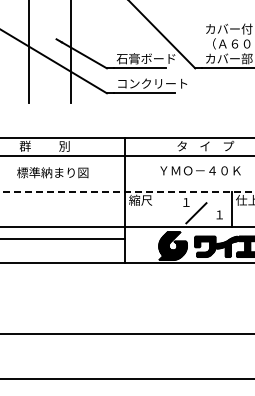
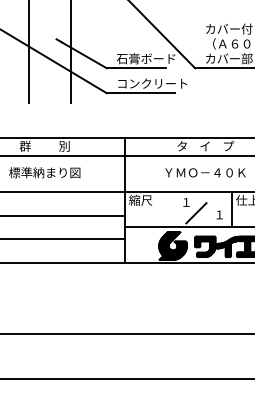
text position: (200, 170) -> (205, 172) (205, 172)
text position: (52, 172) -> (44, 172) (44, 172)
line: dashed -> solid (127, 191)
line position: (63, 226) -> (63, 215) (63, 215)
